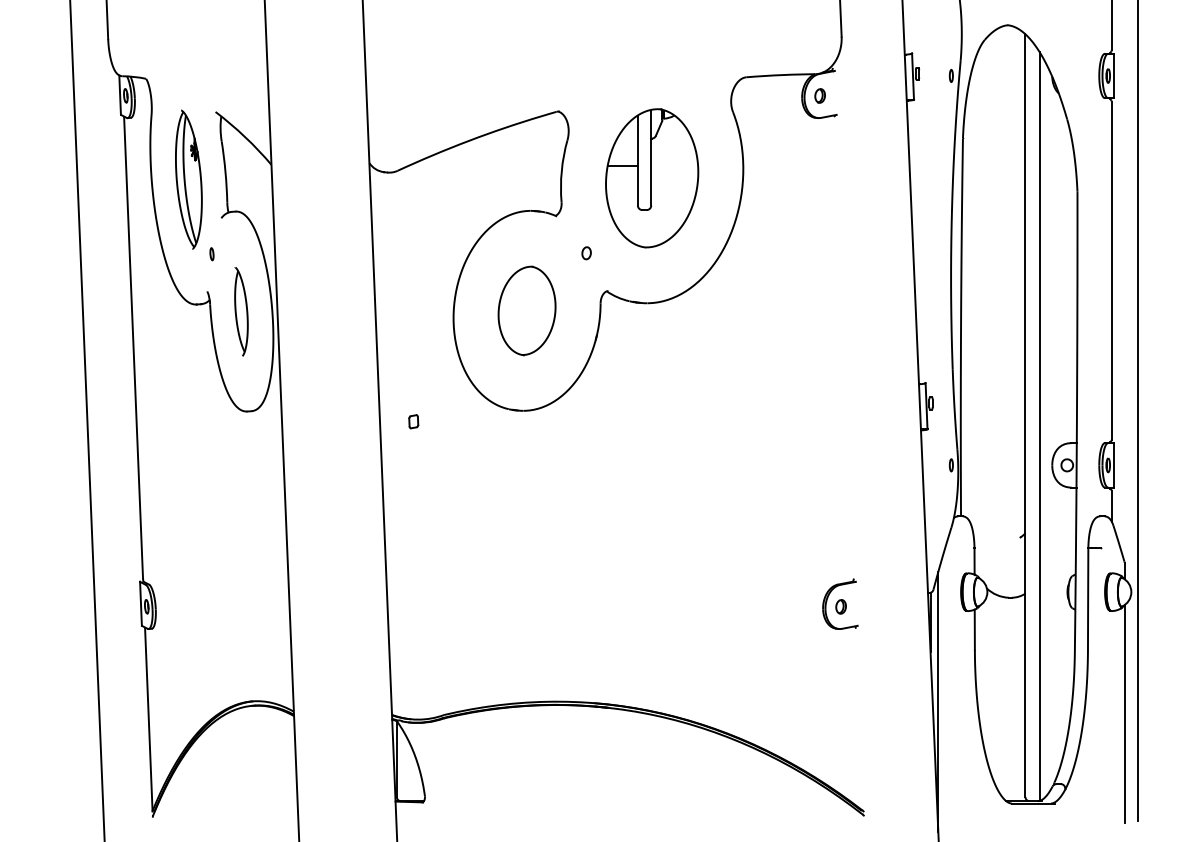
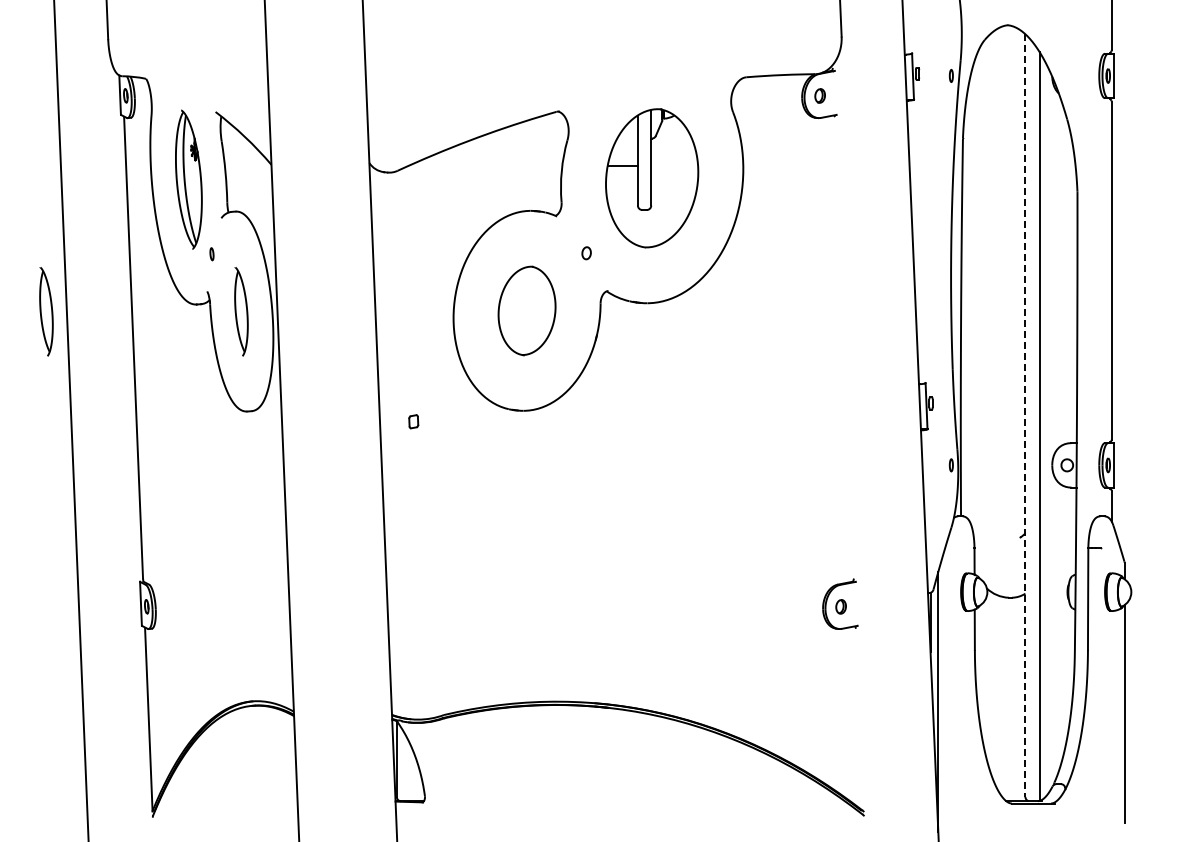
part: none -> present (46, 311)
line: present -> none (1137, 411)
line: solid -> dashed (1025, 416)
line position: (87, 420) -> (71, 420) (71, 420)
